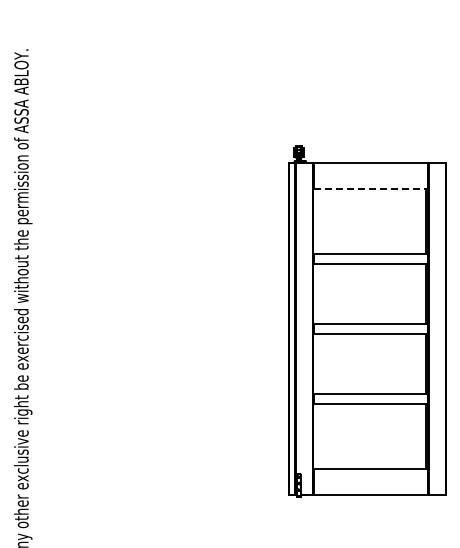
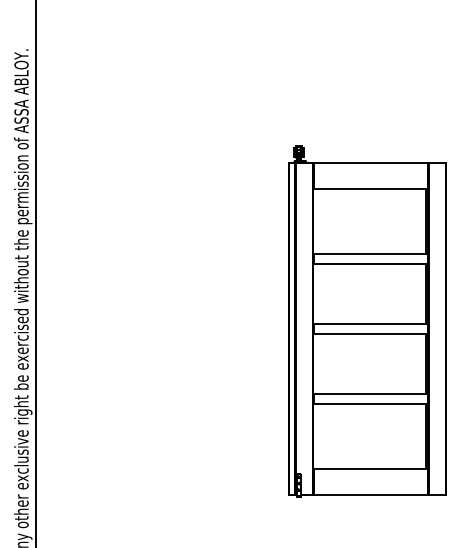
line: dashed -> solid (370, 188)
line: none -> present (36, 273)
